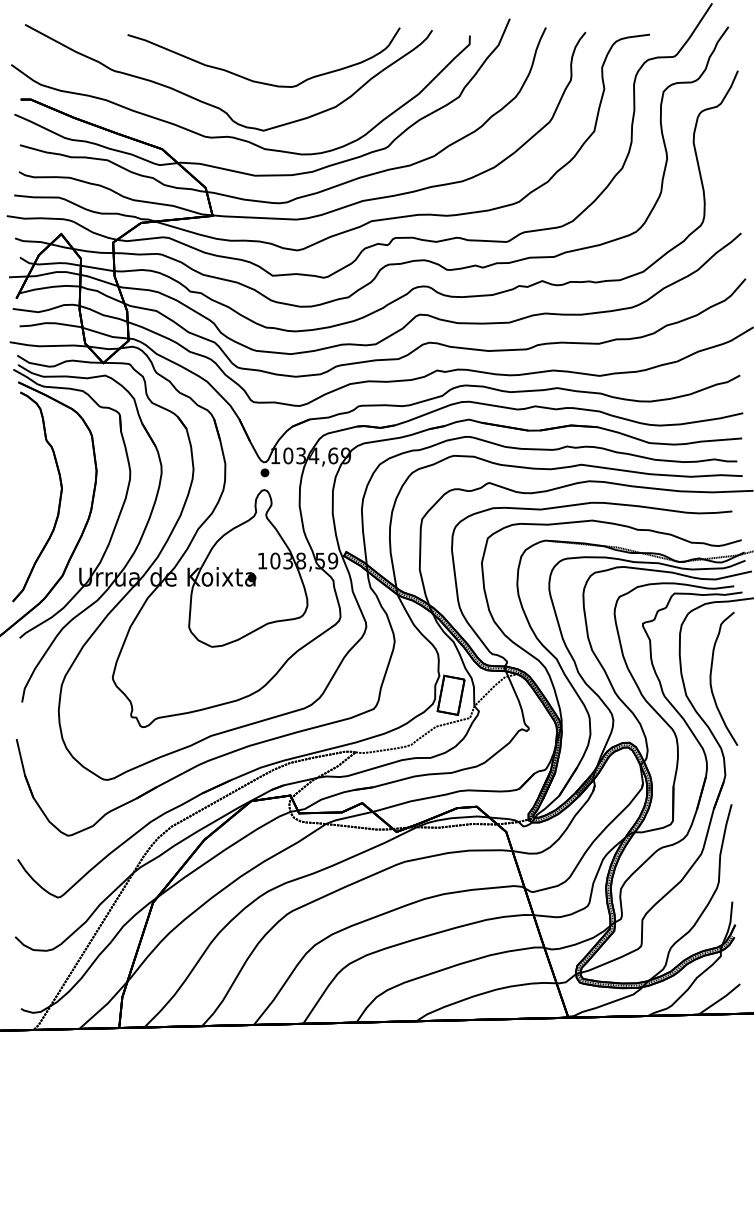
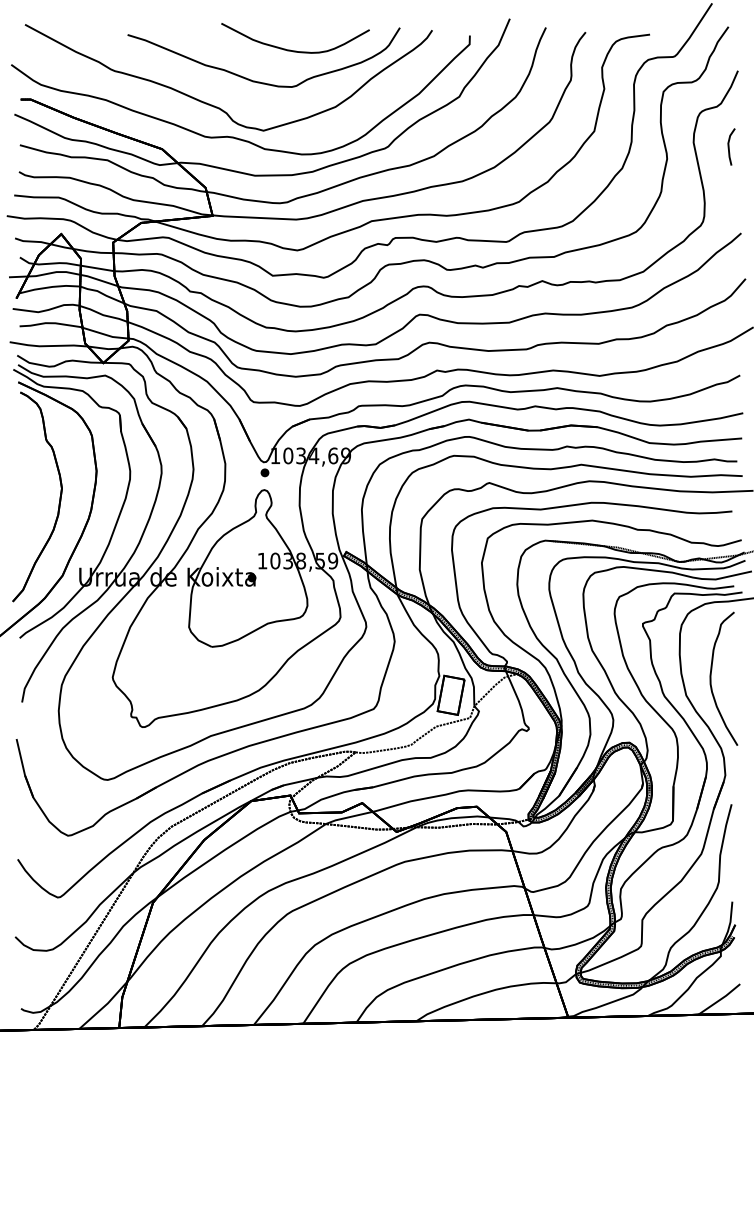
curve: none -> present (295, 50)
line: none -> present (729, 146)
